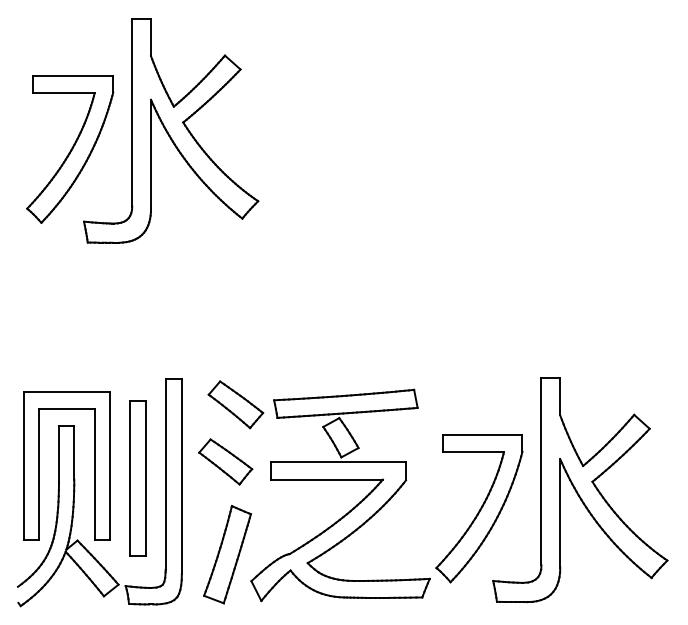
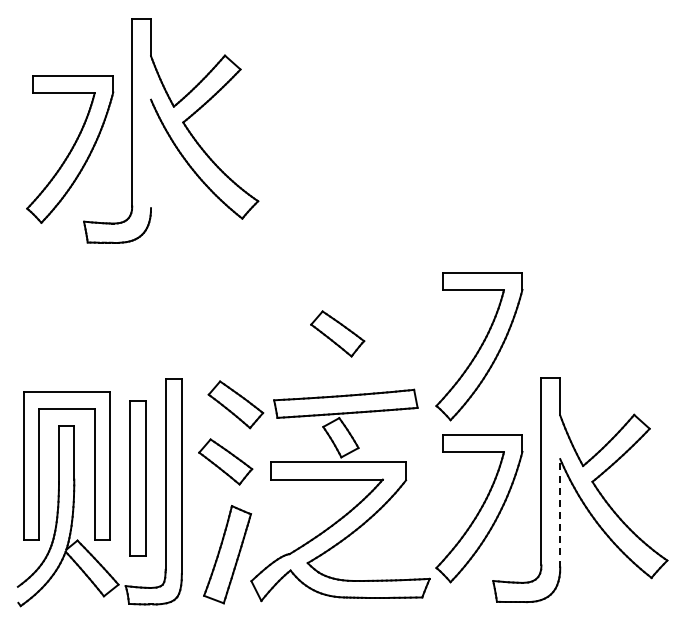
line: present -> none (151, 153)
part: none -> present (337, 333)
part: none -> present (479, 346)
line: solid -> dashed (560, 512)
